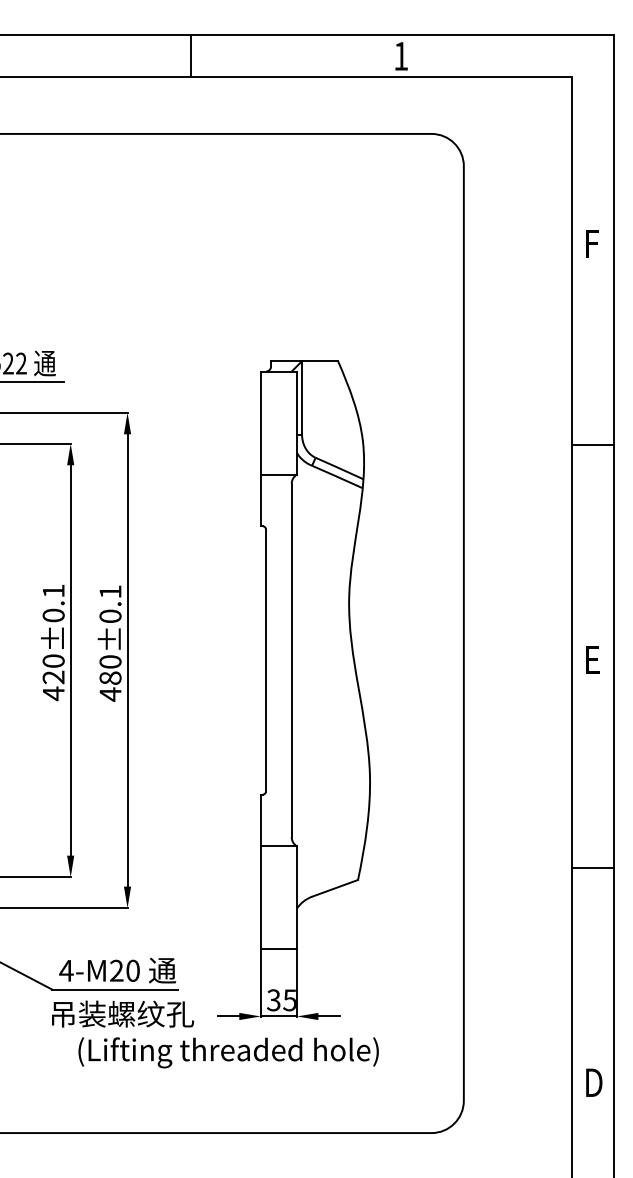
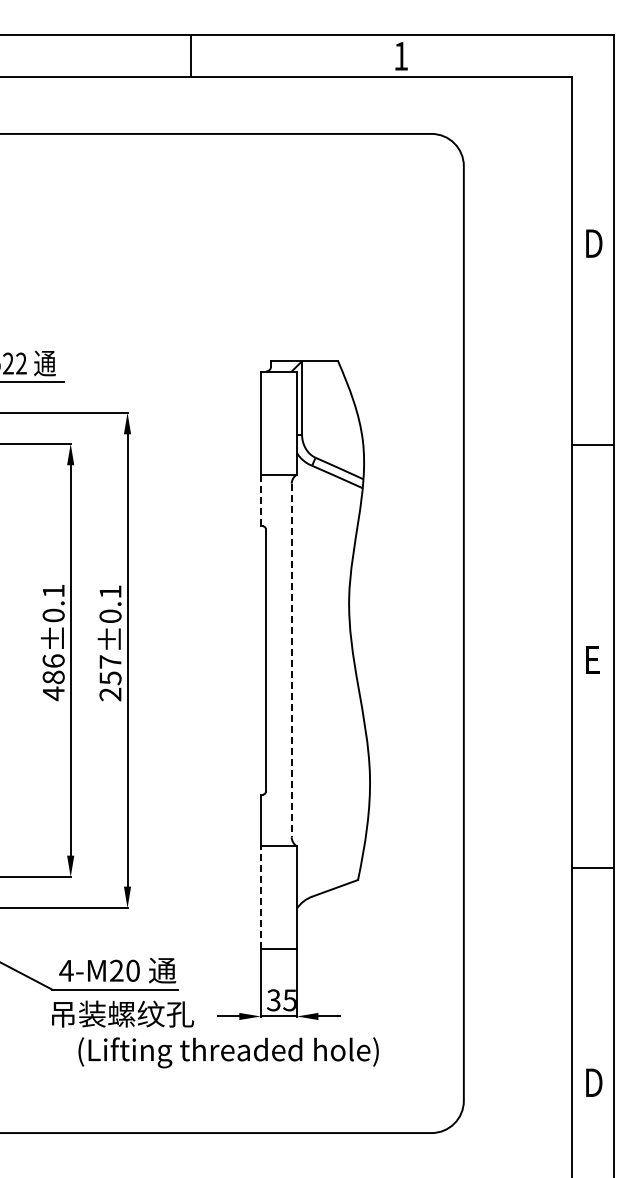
text: F -> D (594, 243)
line: solid -> dashed (260, 500)
line: solid -> dashed (291, 660)
text: 420±0.1 -> 486±0.1 (53, 669)
text: 480±0.1 -> 257±0.1 (110, 678)
line: solid -> dashed (260, 897)
